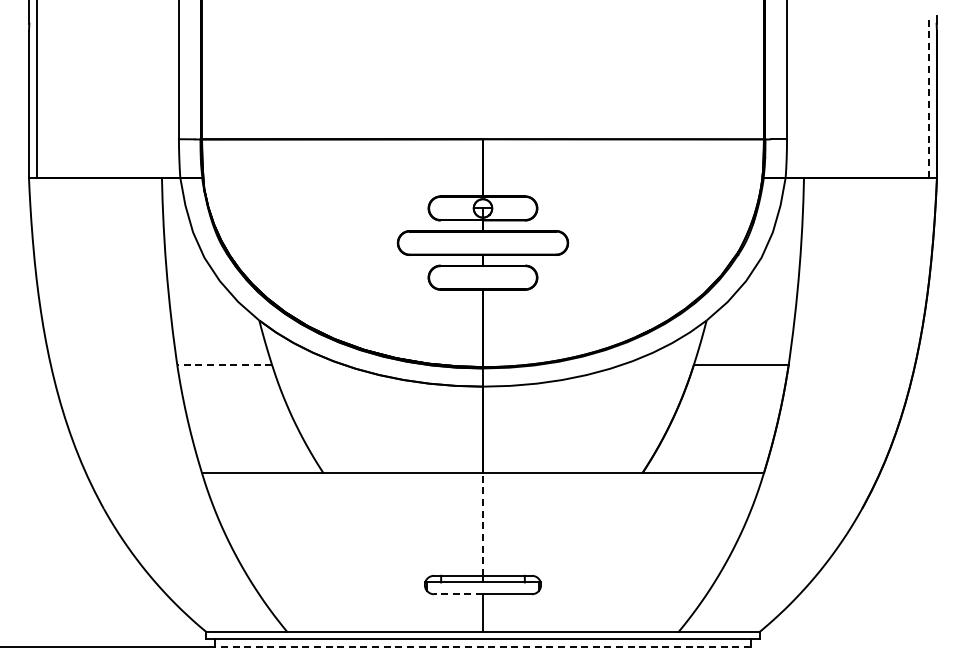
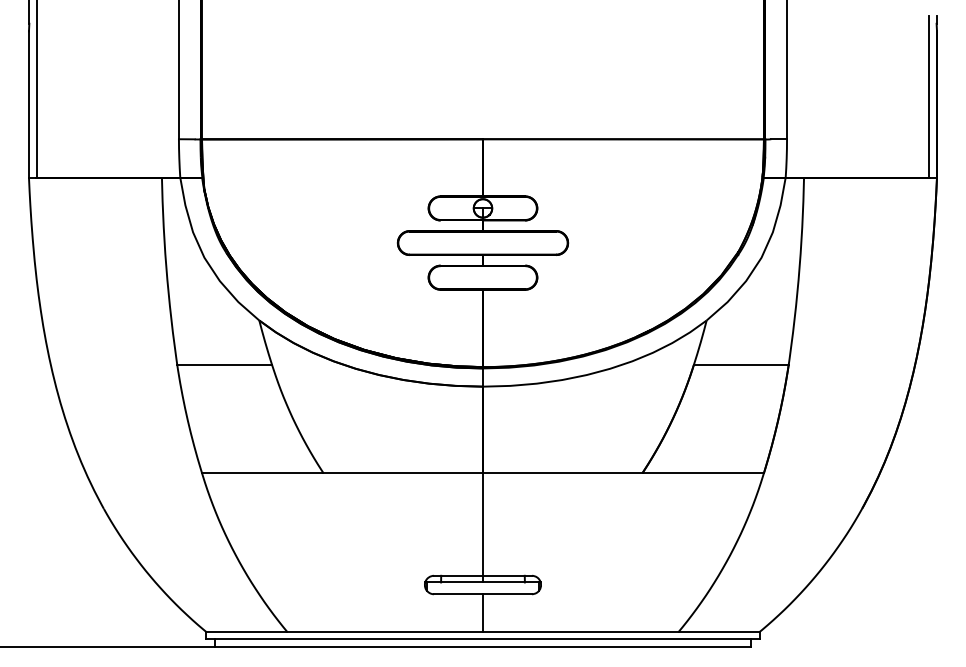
line: dashed -> solid (929, 96)
line: dashed -> solid (224, 365)
line: dashed -> solid (482, 524)
line: dashed -> solid (458, 594)
line: dashed -> solid (482, 647)
